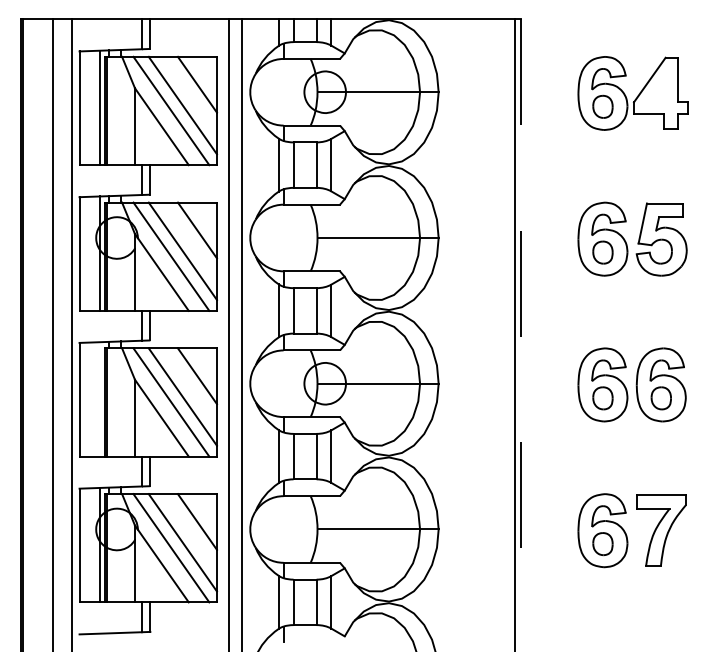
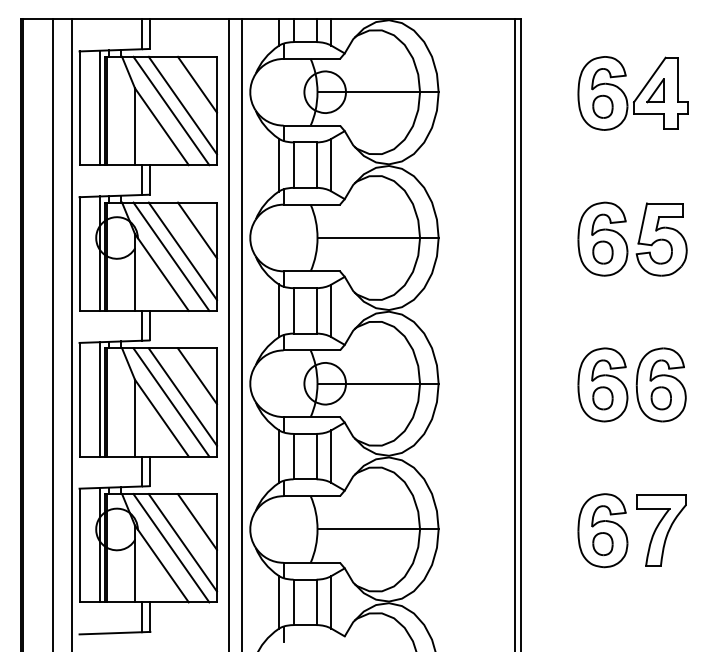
part: none -> present (655, 90)
line: dashed -> solid (520, 335)
line: none -> present (100, 399)
